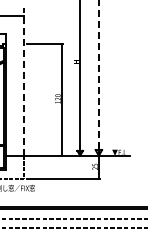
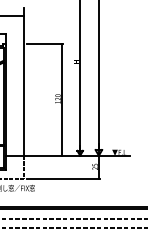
line: dashed -> solid (98, 74)
line: dashed -> solid (24, 81)
